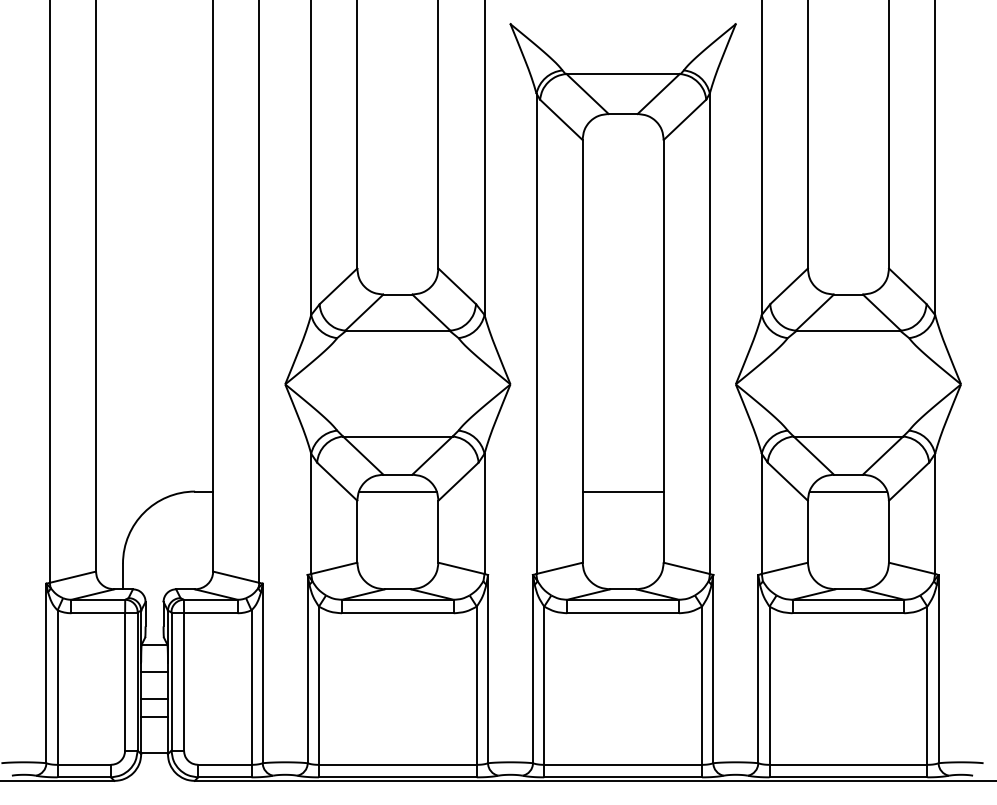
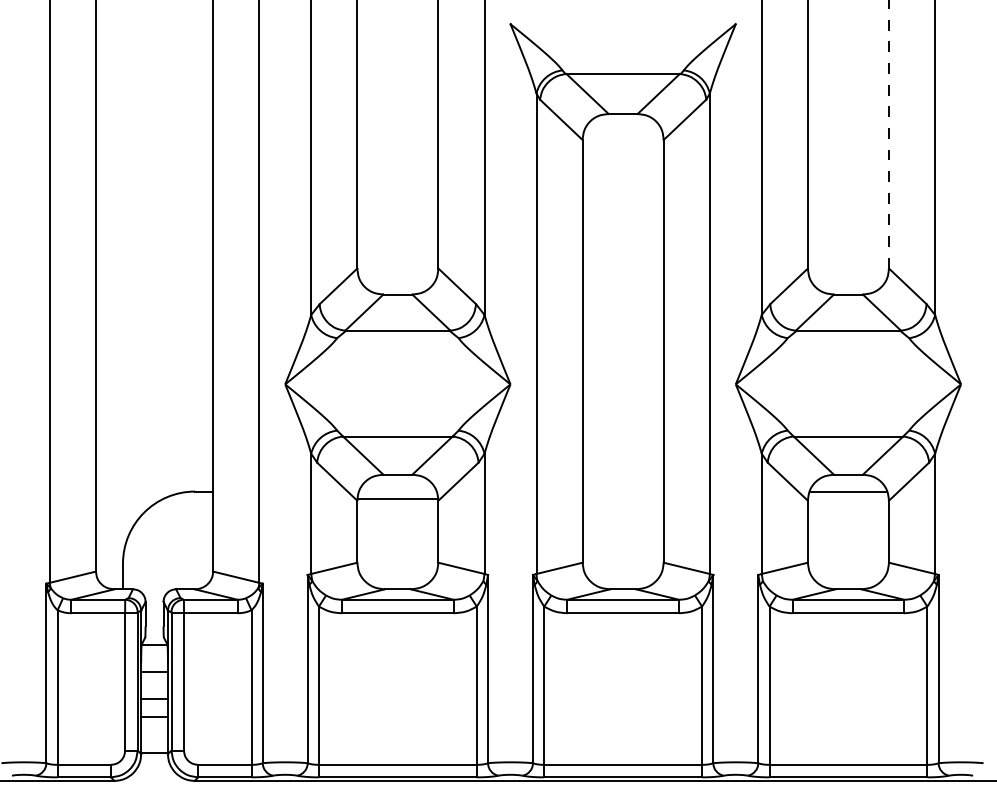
line: solid -> dashed (889, 134)
line position: (397, 491) -> (397, 498) (397, 498)
line: present -> none (622, 491)
